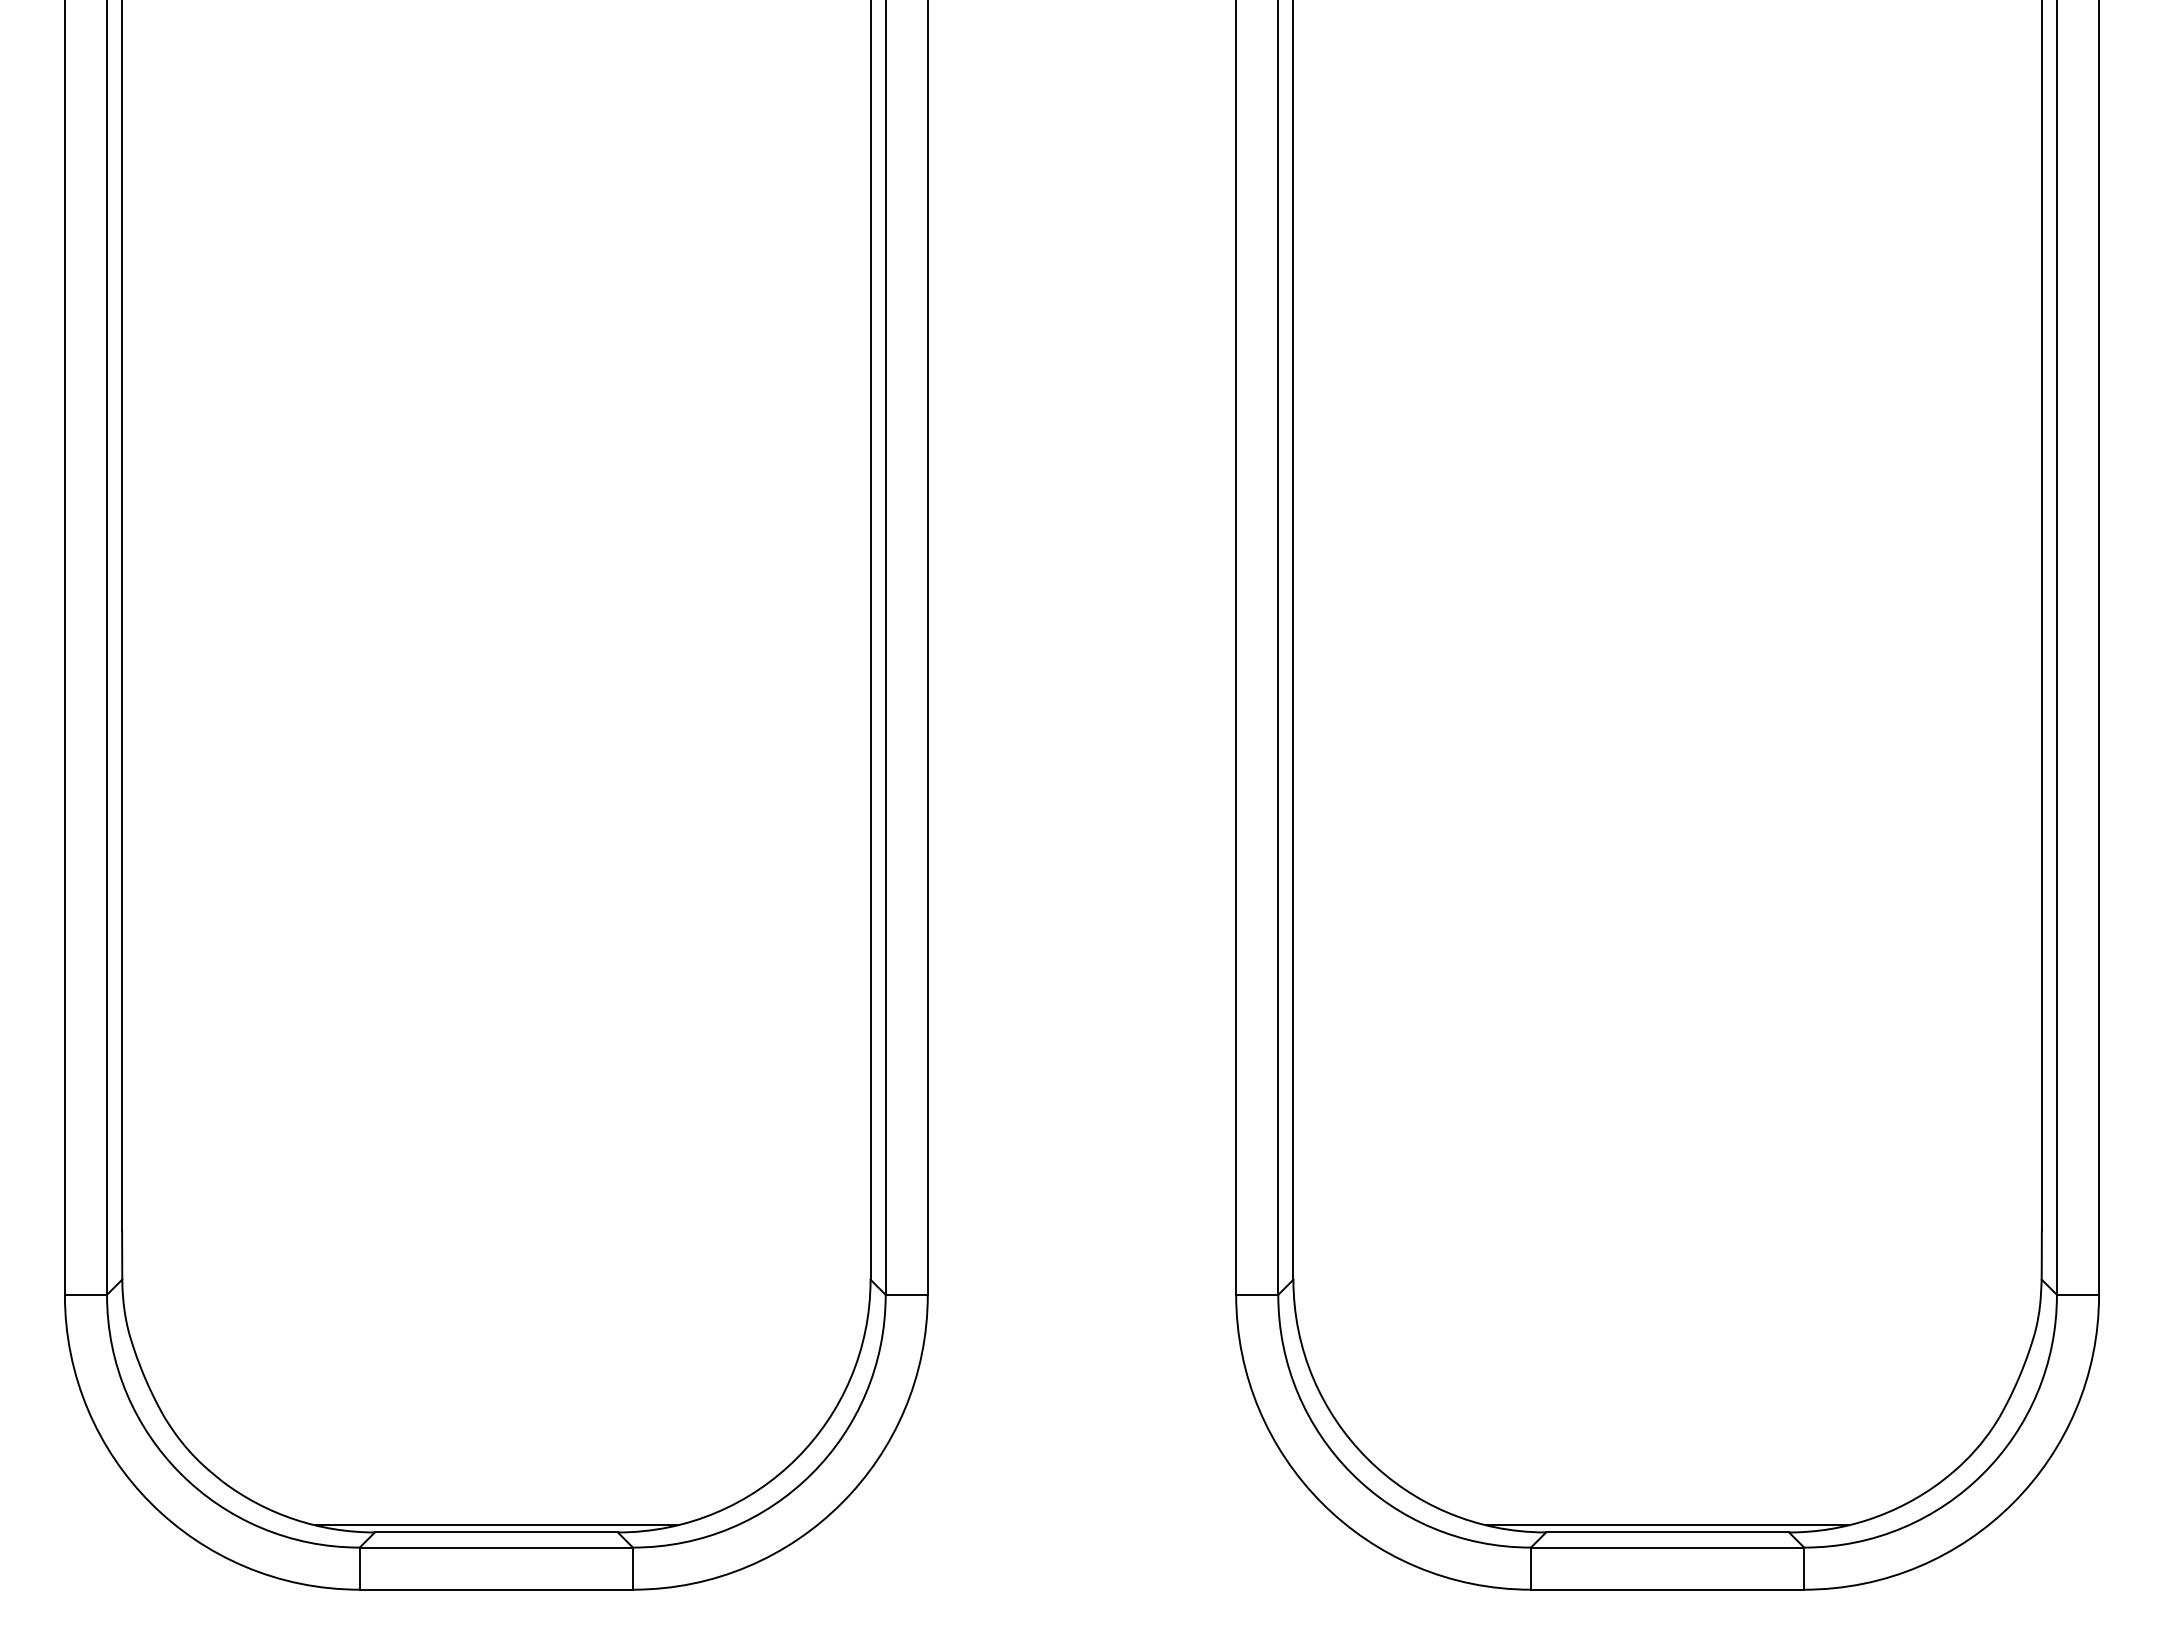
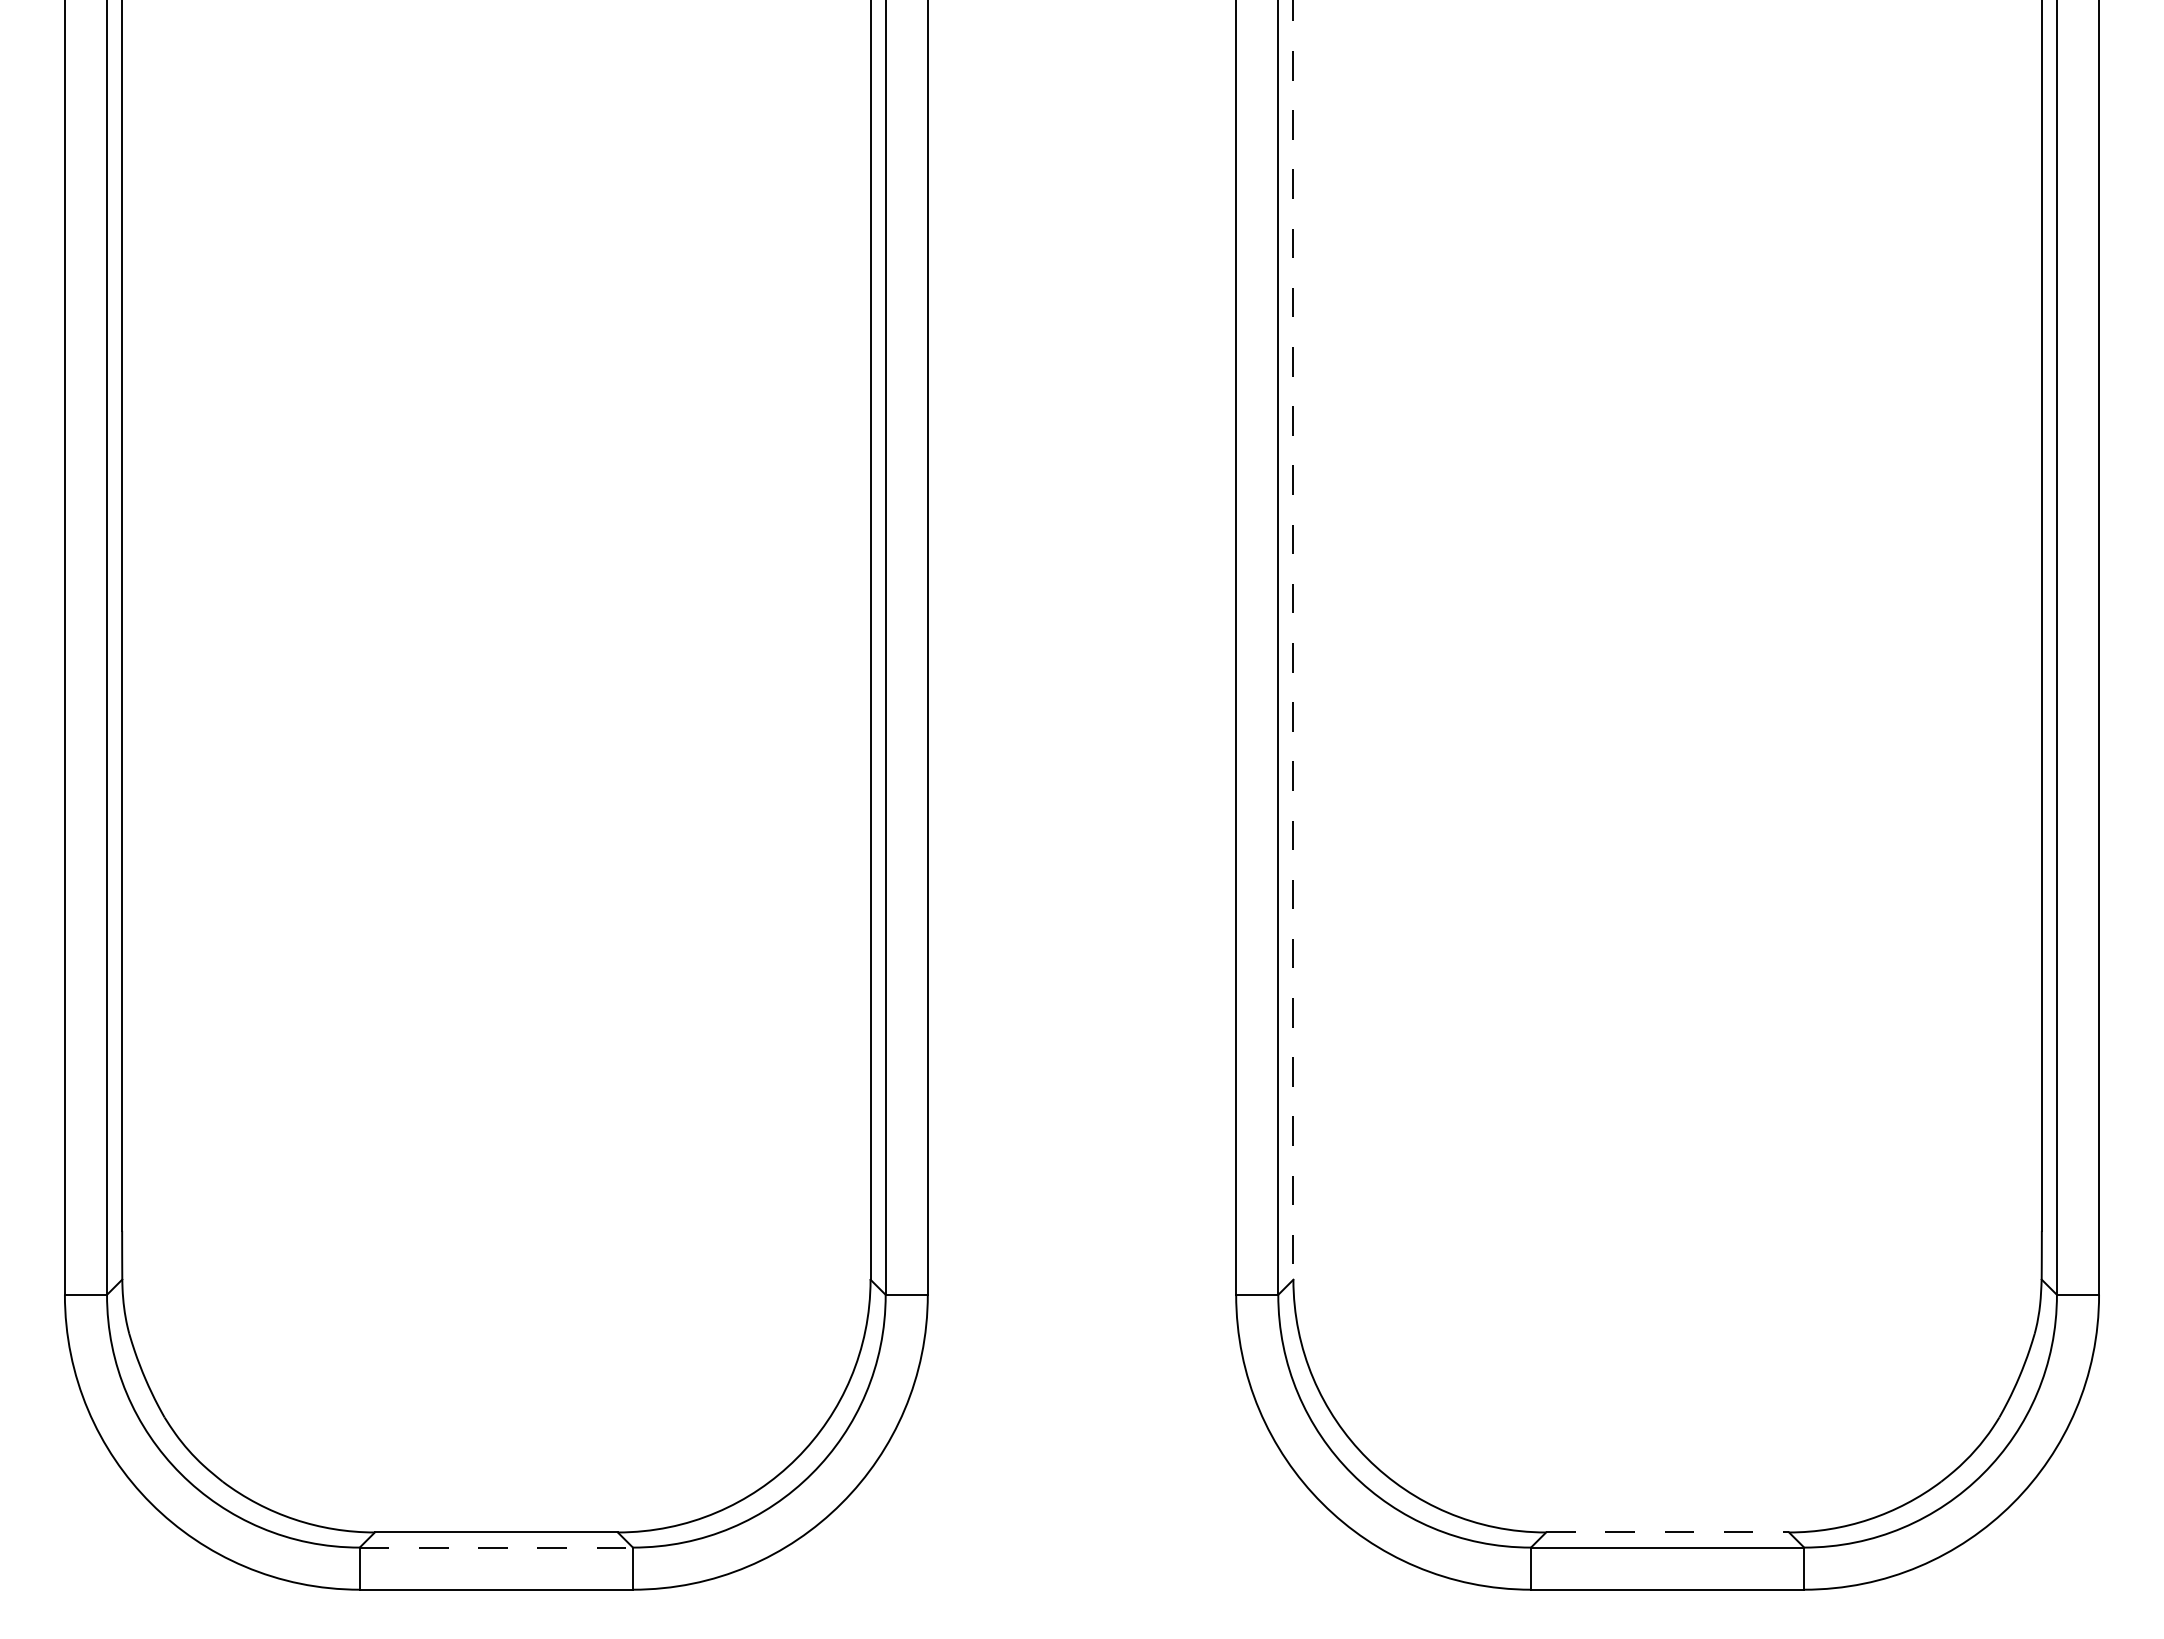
line: solid -> dashed (1293, 639)
line: present -> none (496, 1525)
line: present -> none (1667, 1525)
line: solid -> dashed (1668, 1532)
line: solid -> dashed (496, 1547)
